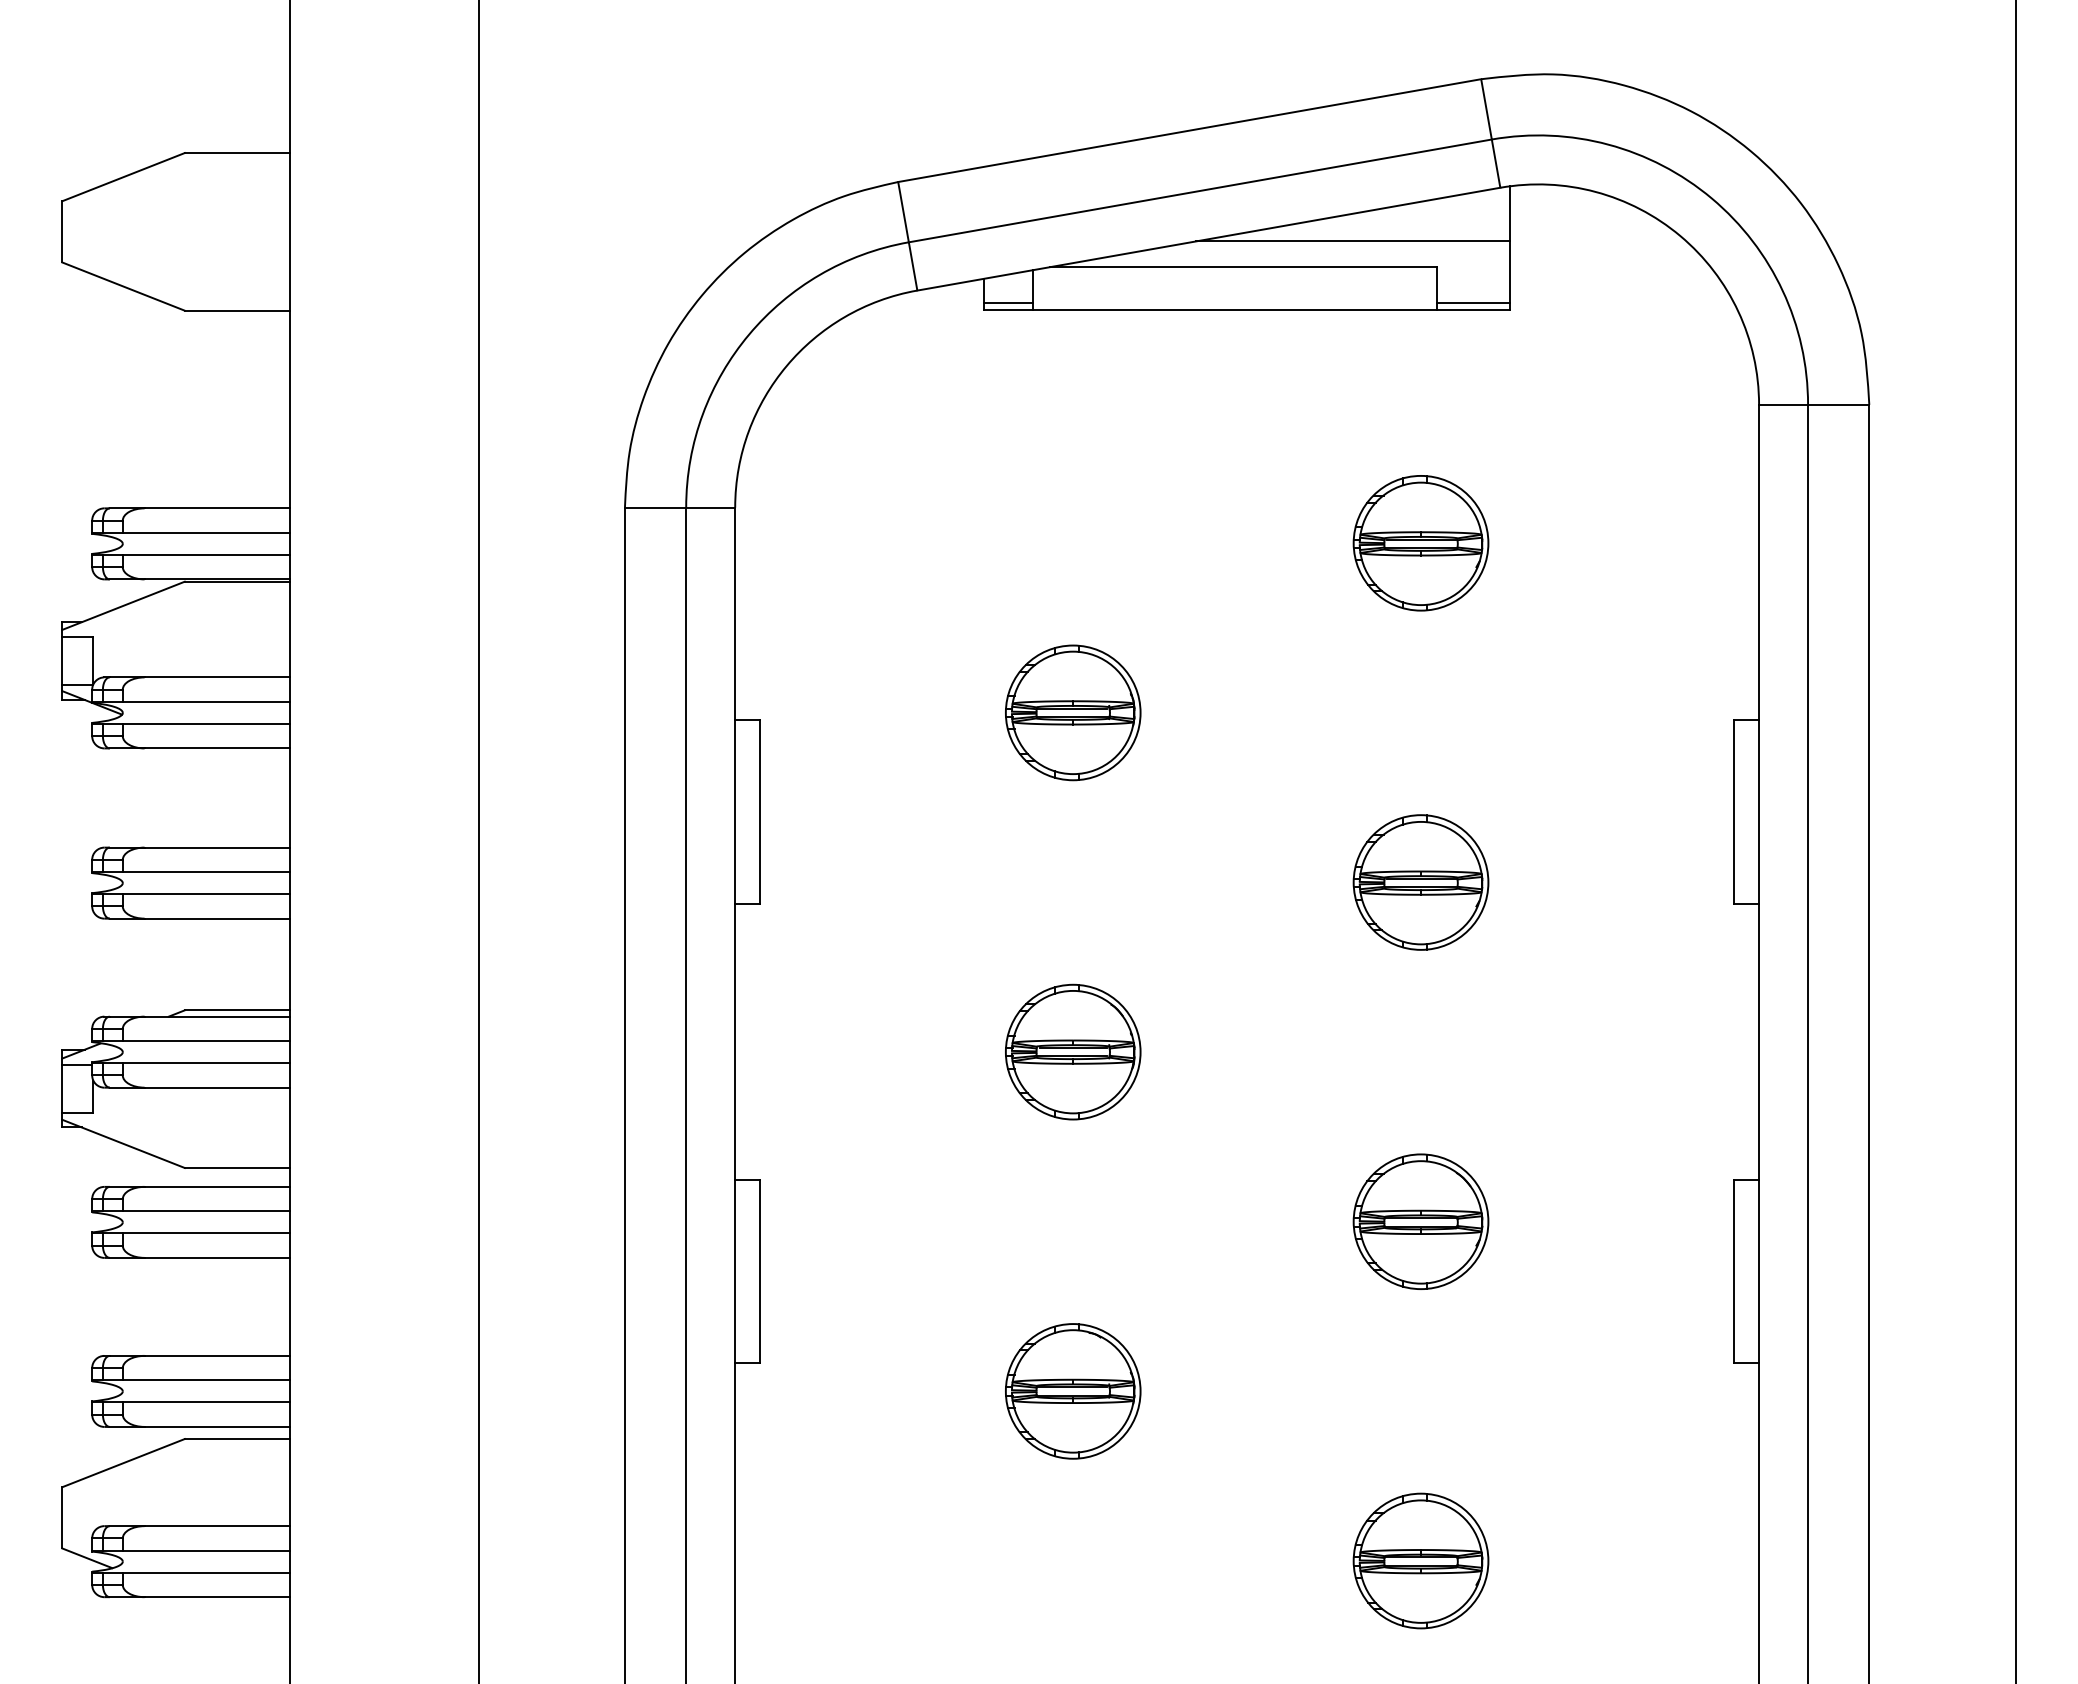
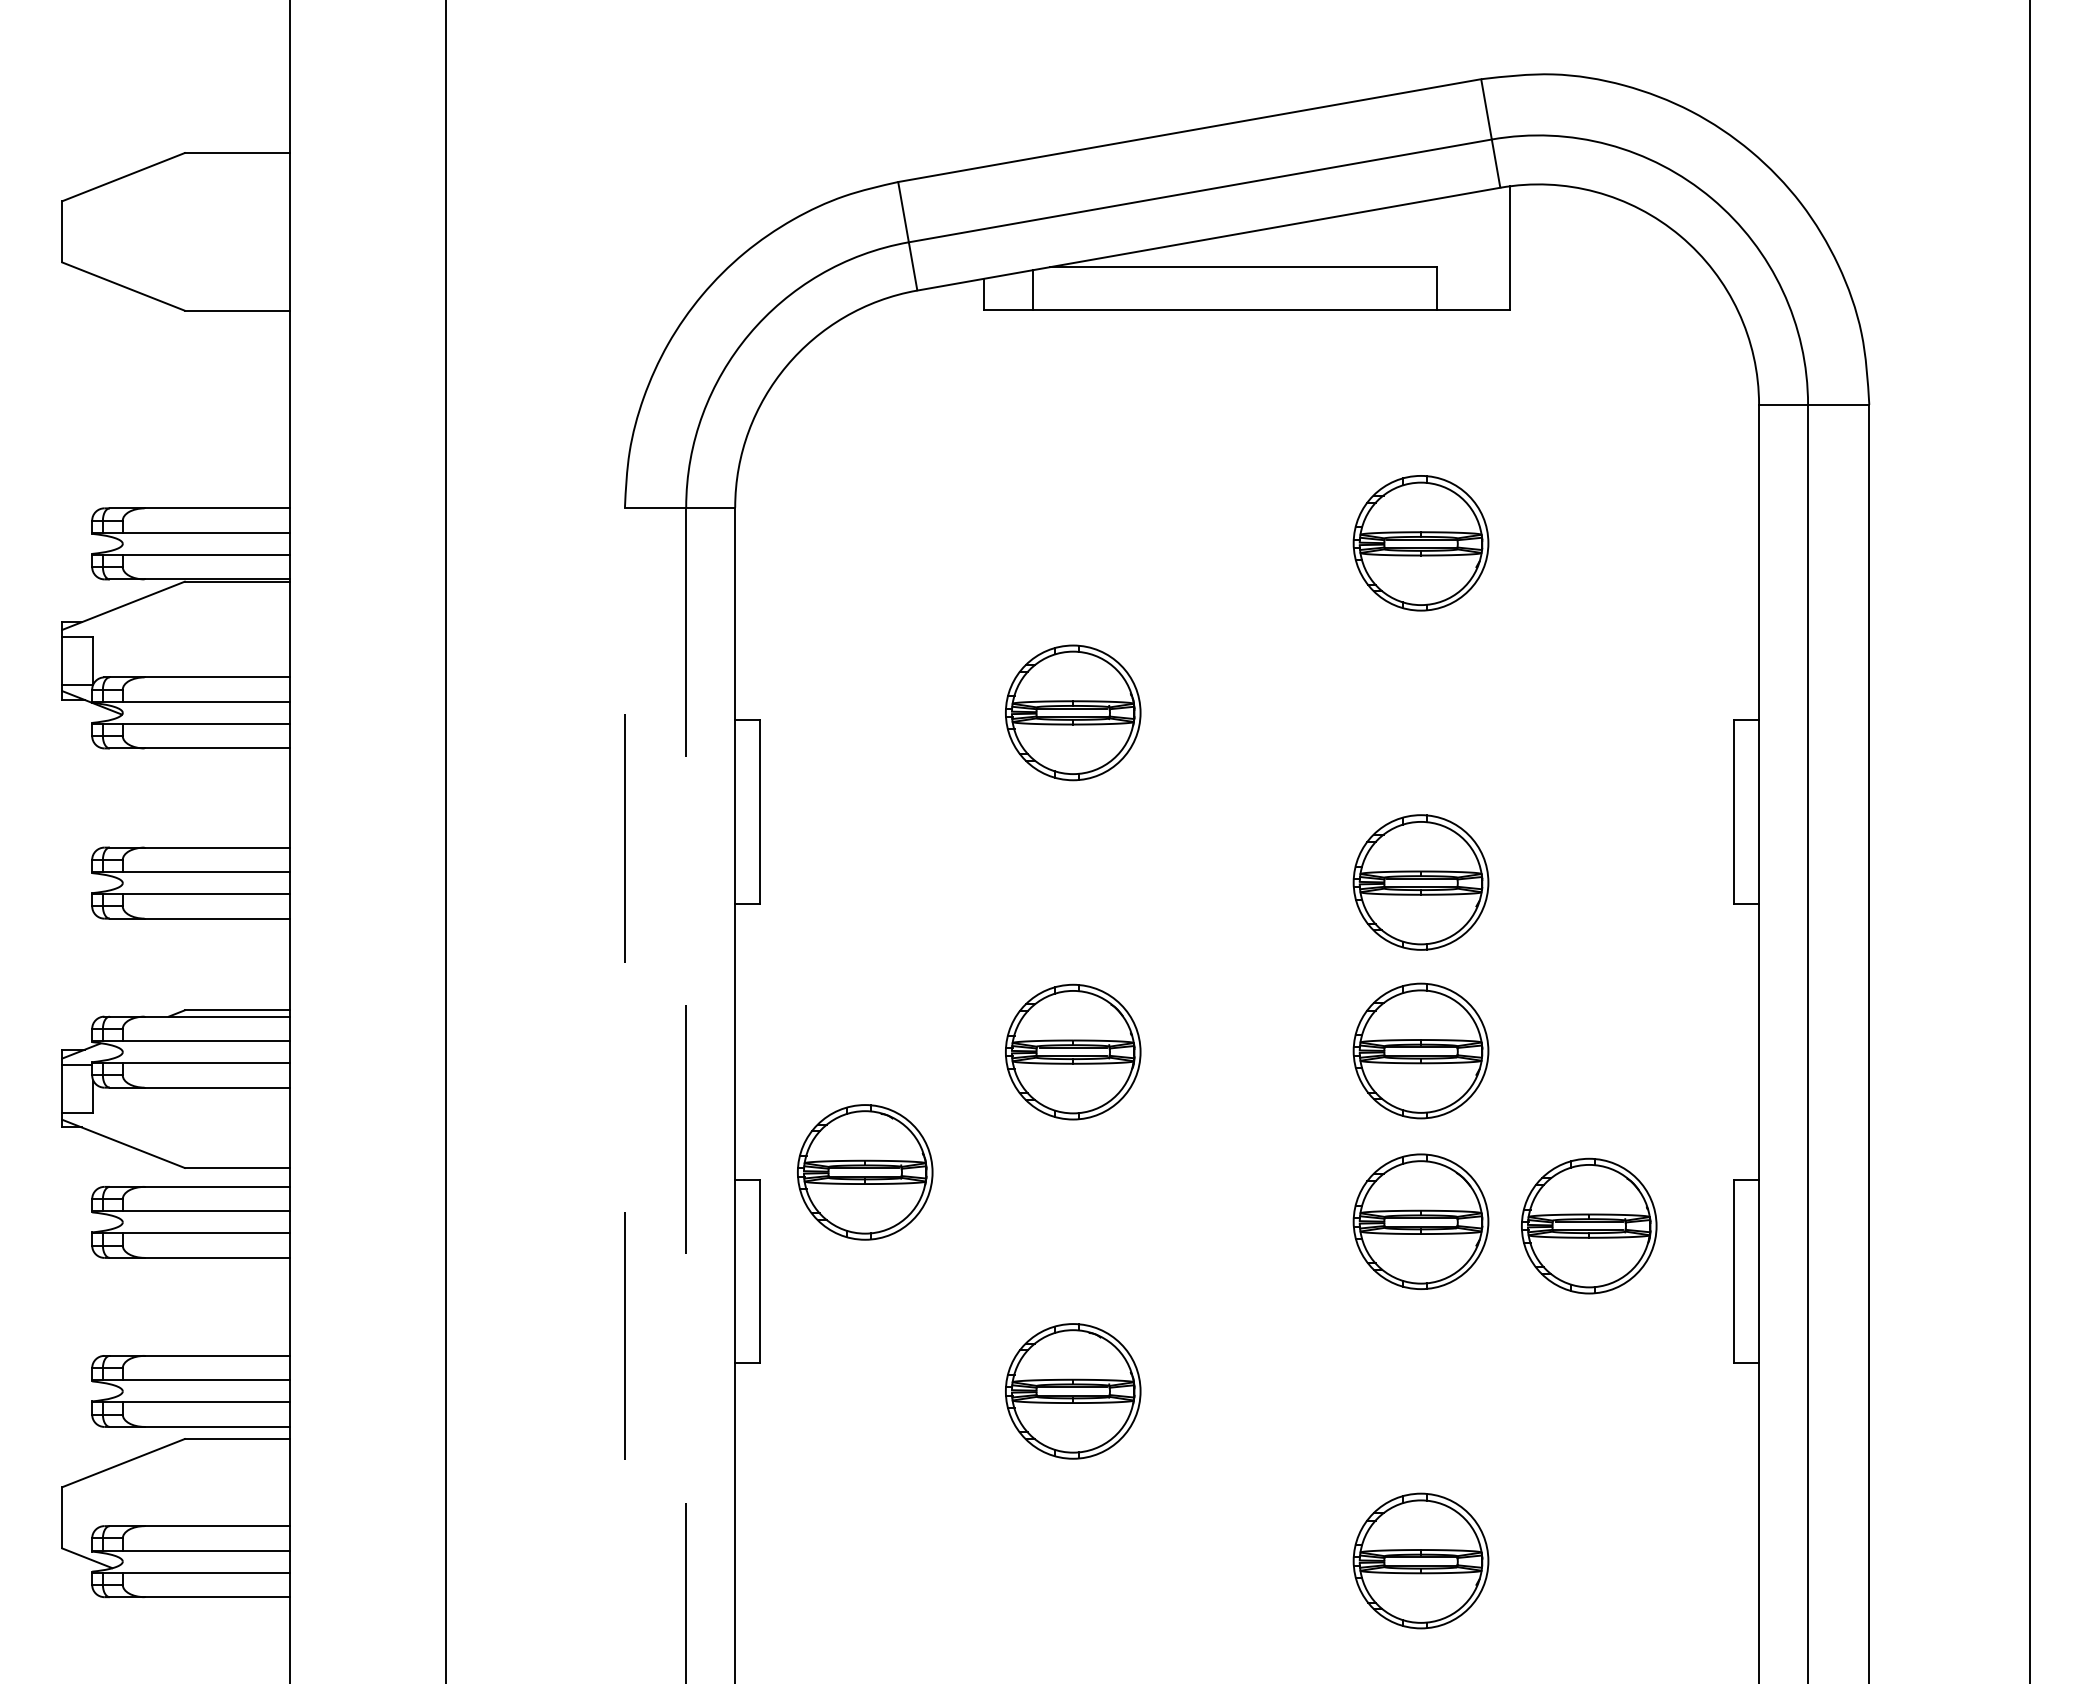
line: present -> none (1353, 241)
line: present -> none (1007, 302)
line: present -> none (1473, 302)
line position: (478, 841) -> (445, 841) (445, 841)
line position: (2015, 841) -> (2029, 841) (2029, 841)
part: none -> present (1420, 1050)
line: solid -> dashed (624, 1095)
line: solid -> dashed (686, 1095)
part: none -> present (865, 1172)
part: none -> present (1589, 1225)
